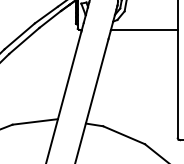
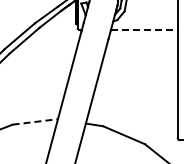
line: solid -> dashed (144, 29)
line: solid -> dashed (35, 121)
